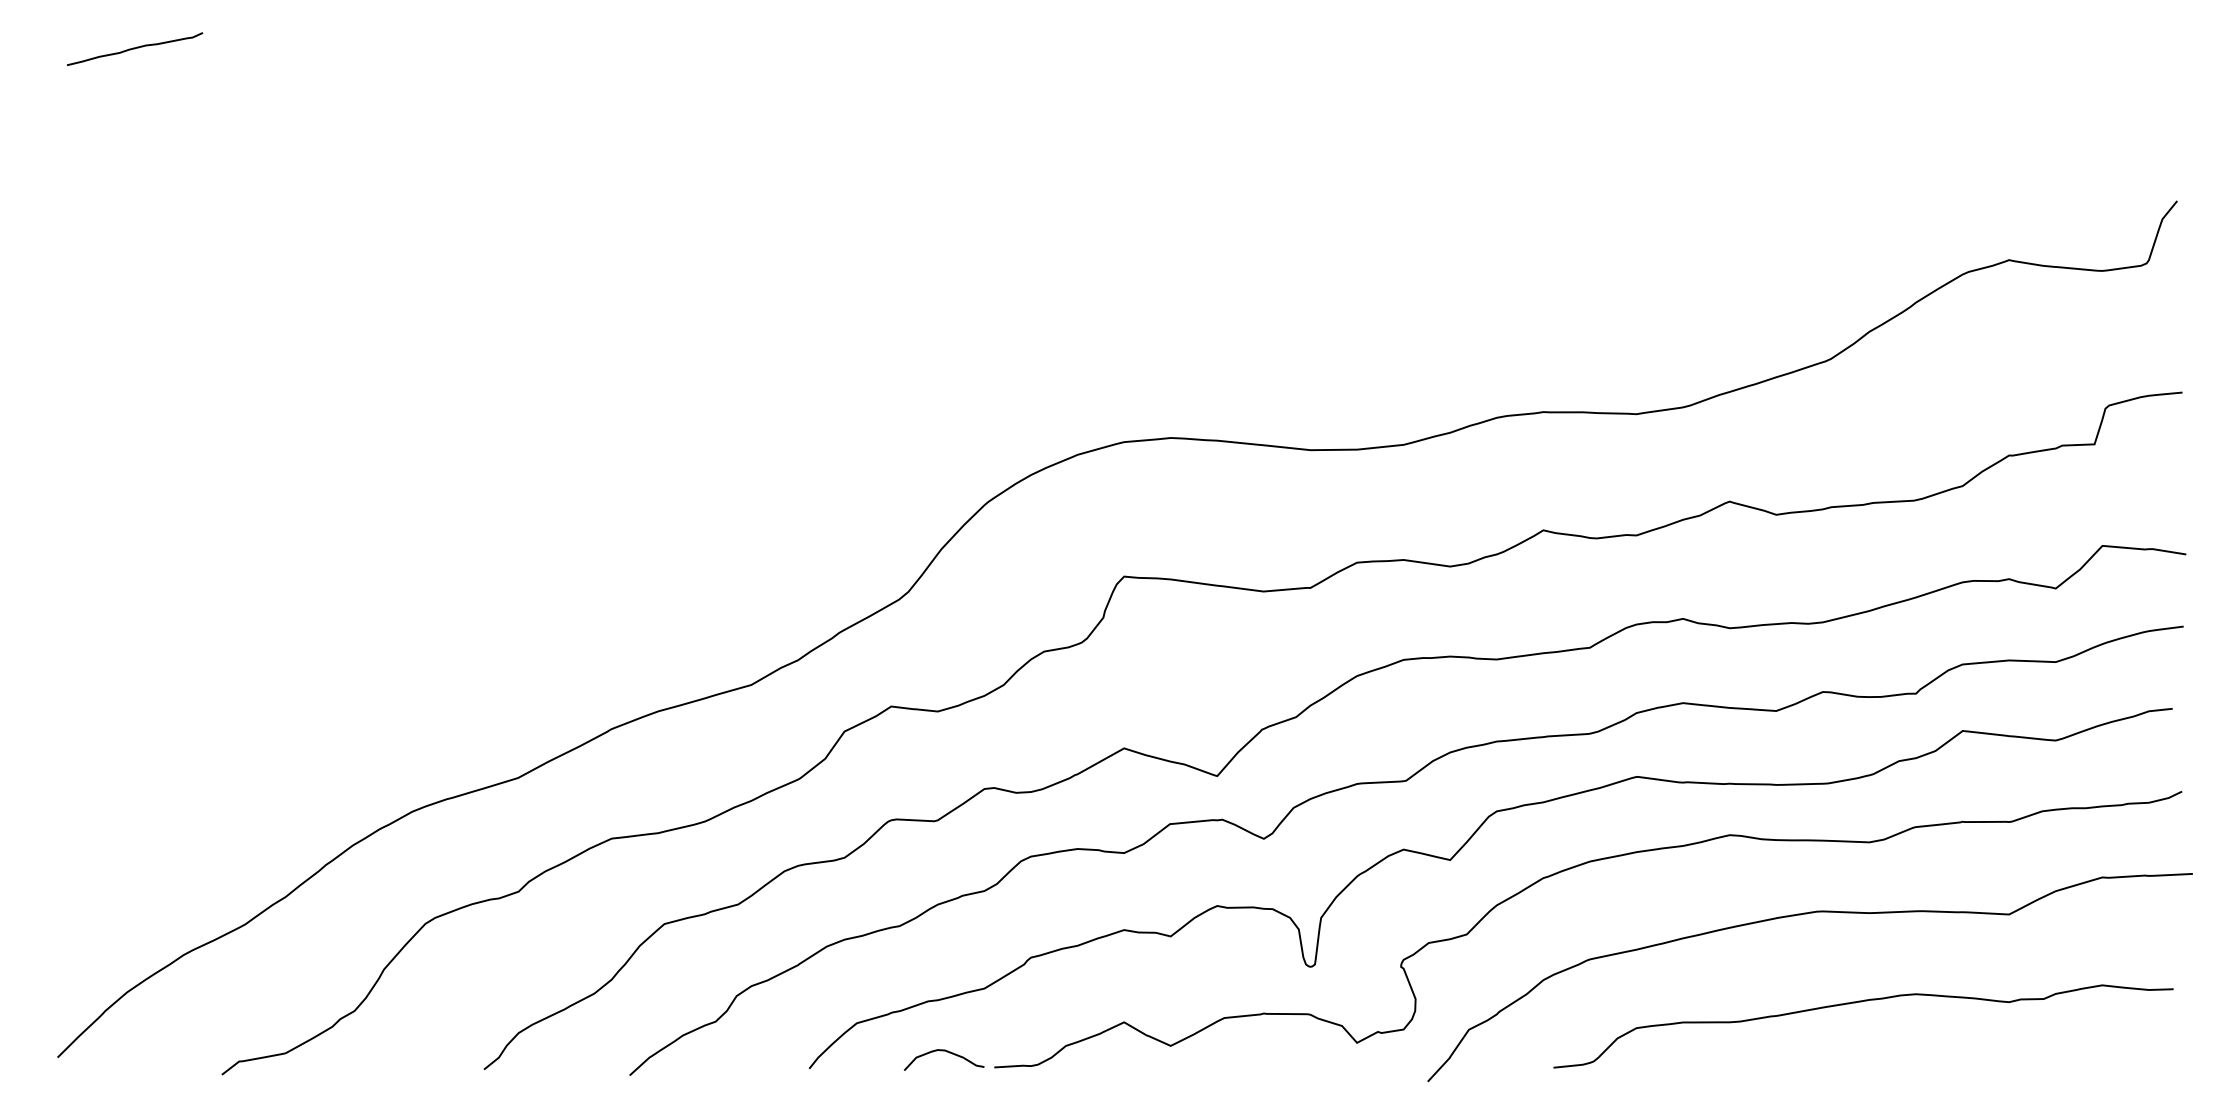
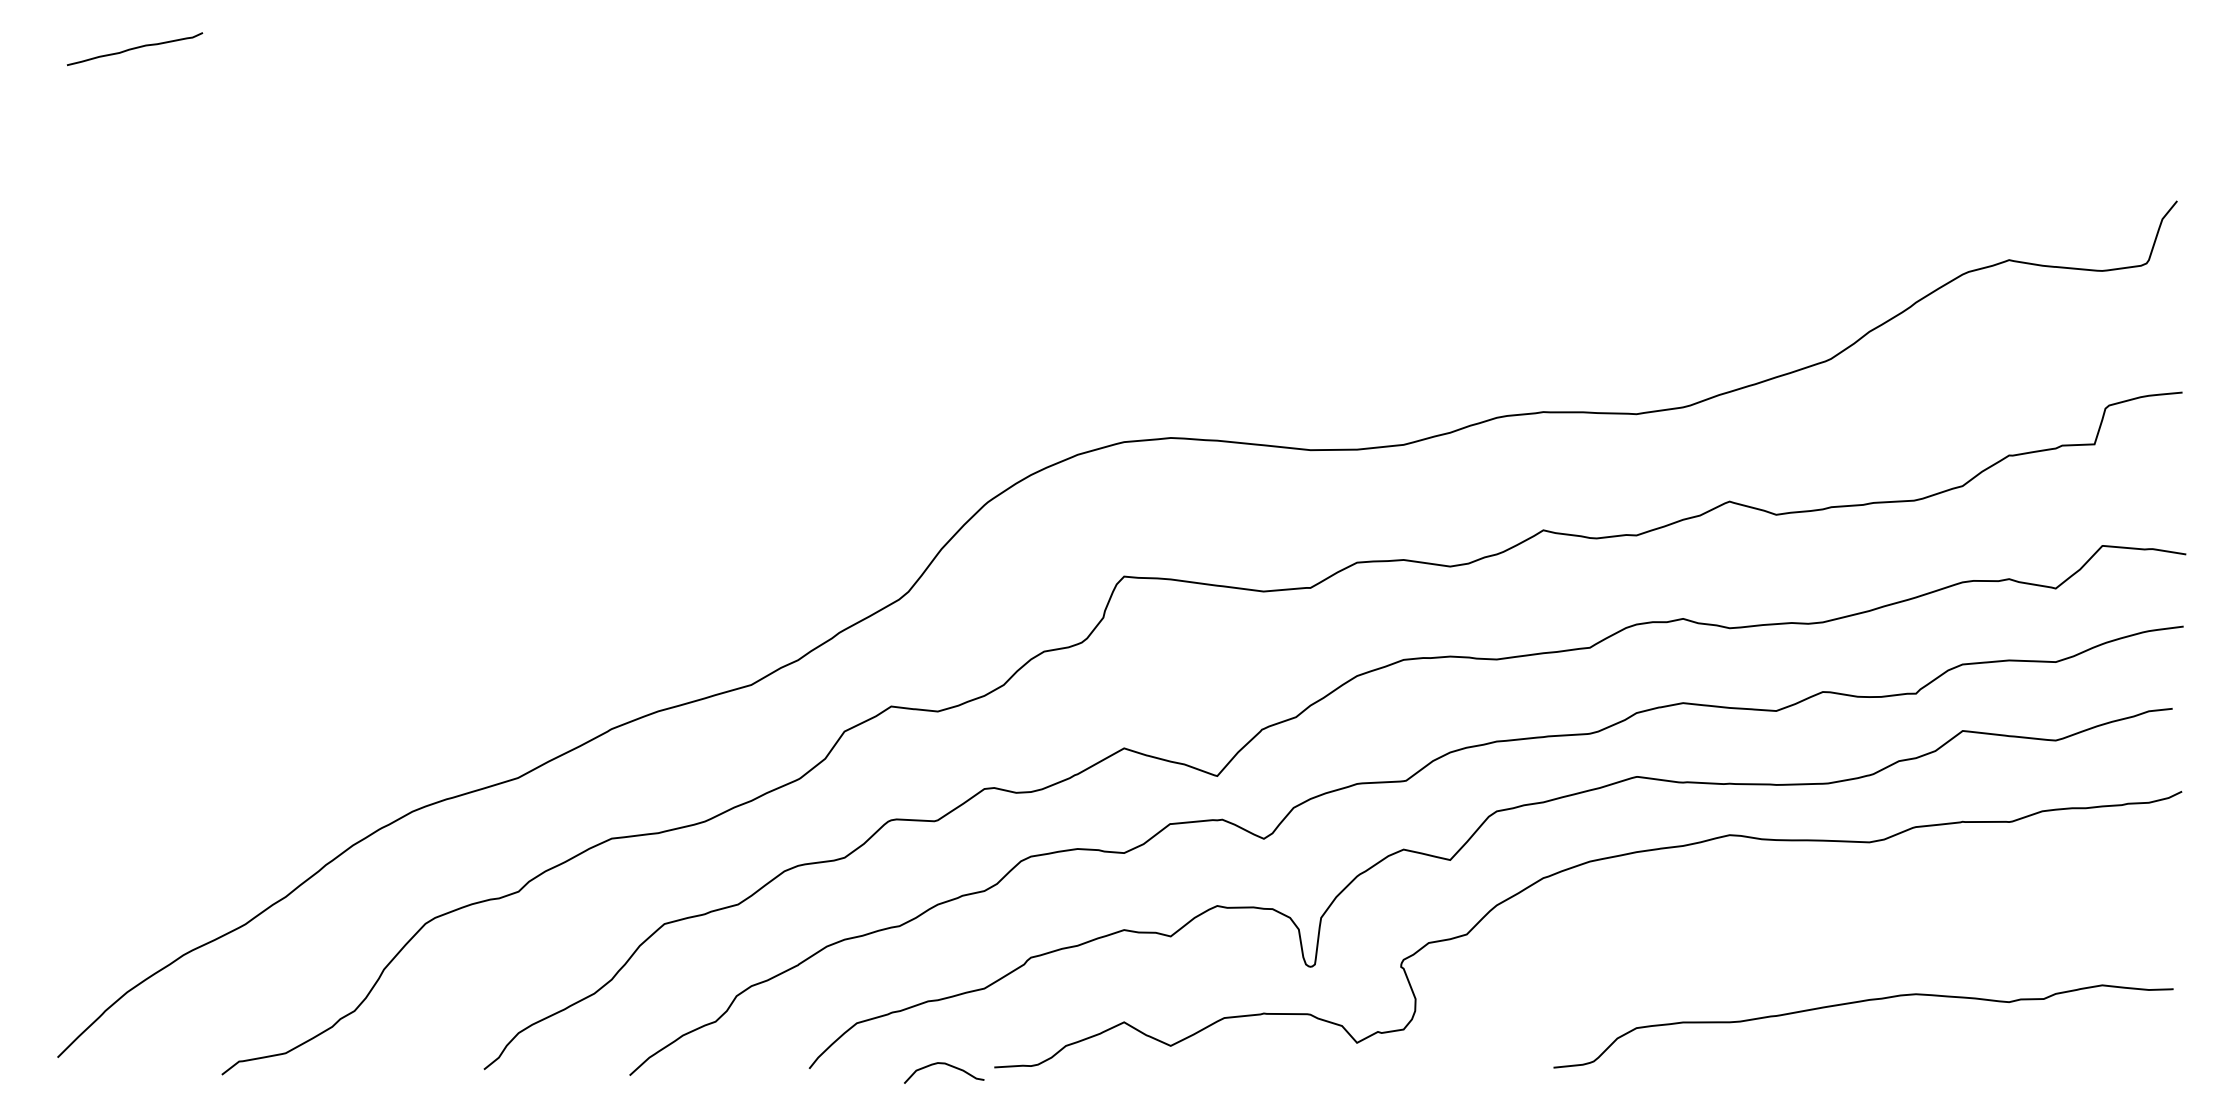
curve: present -> none (1800, 915)
curve position: (946, 1052) -> (946, 1065) (946, 1065)
